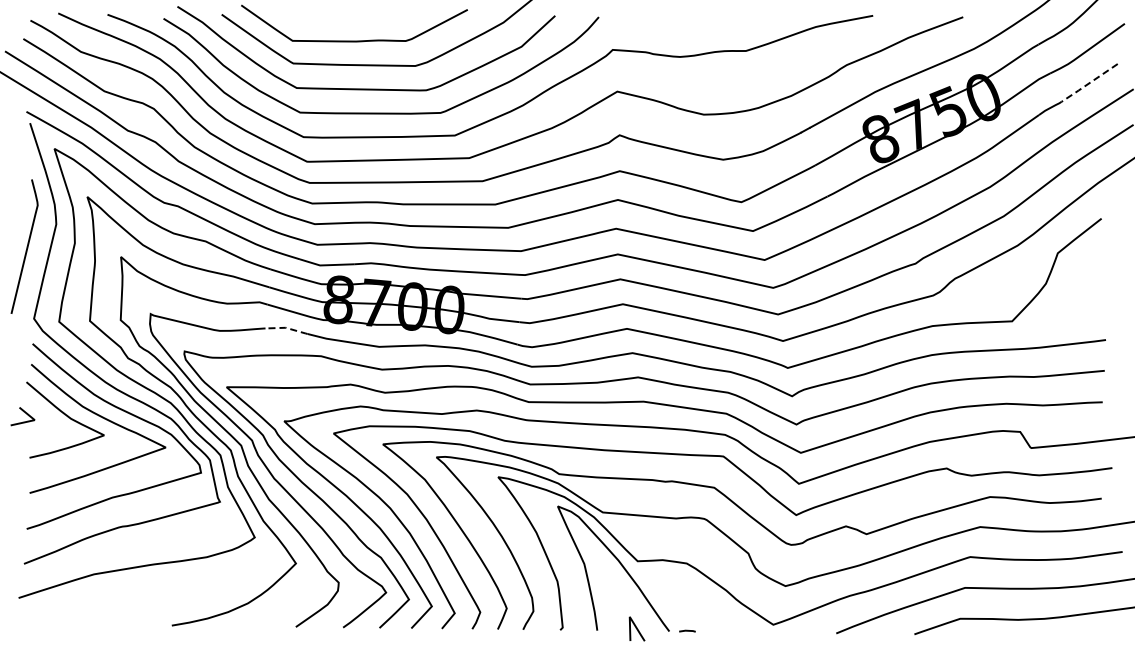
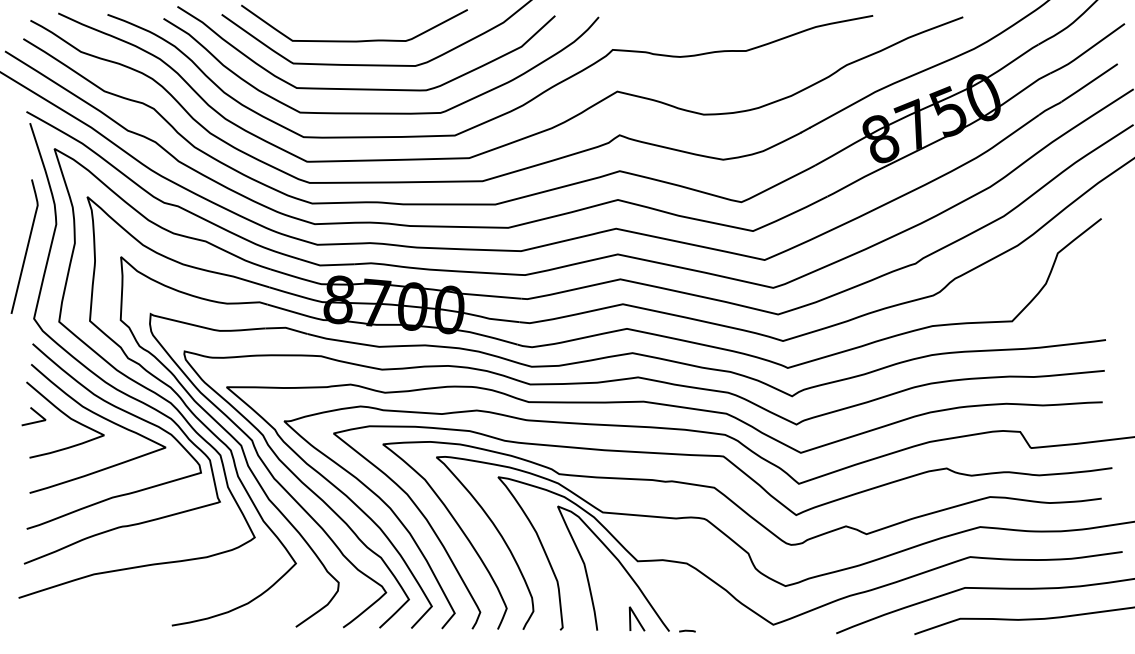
line: dashed -> solid (1088, 83)
line: dashed -> solid (286, 328)
line position: (23, 412) -> (34, 412) (34, 412)
line position: (636, 628) -> (636, 618) (636, 618)
